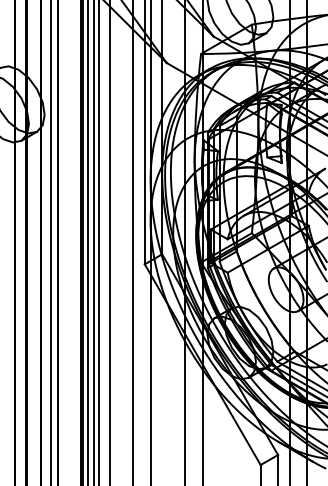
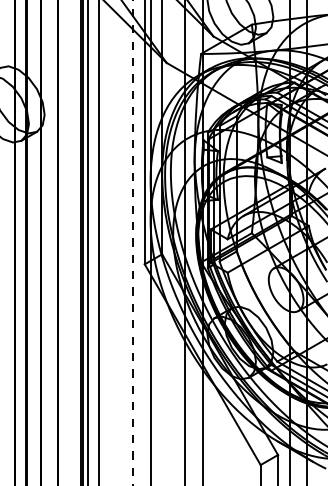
line: present -> none (50, 242)
line: present -> none (93, 242)
line: present -> none (109, 242)
line: solid -> dashed (133, 243)
